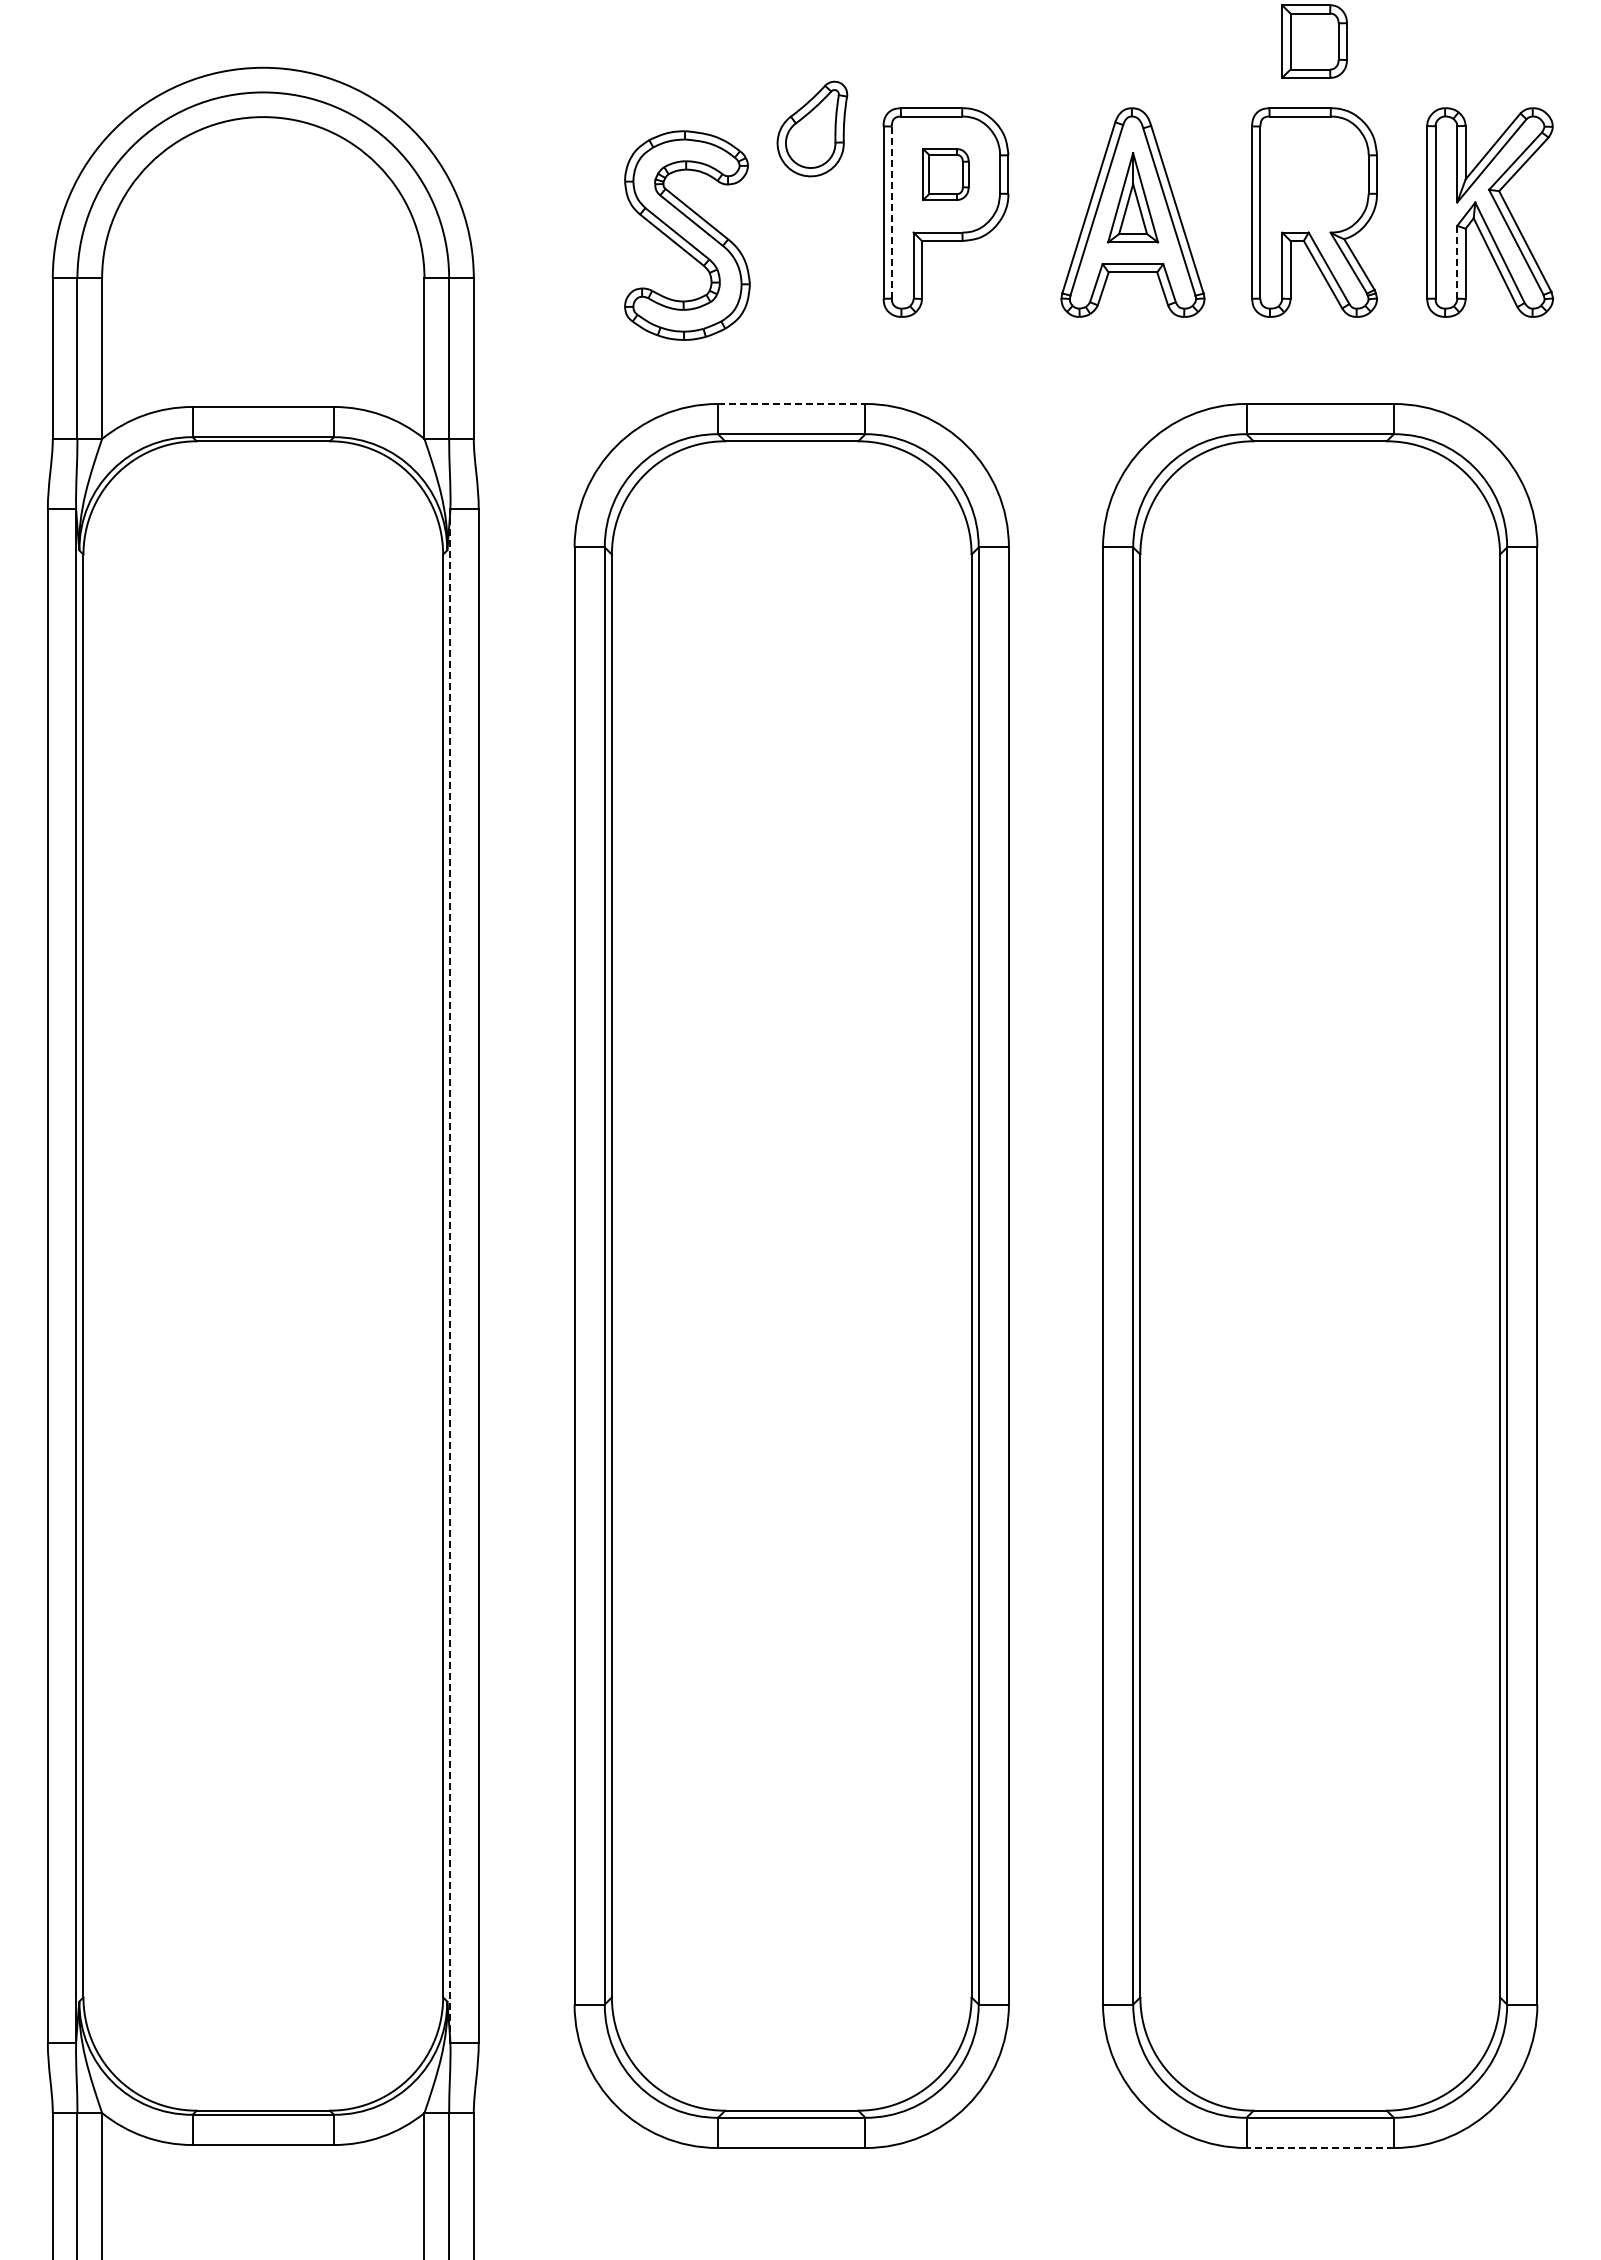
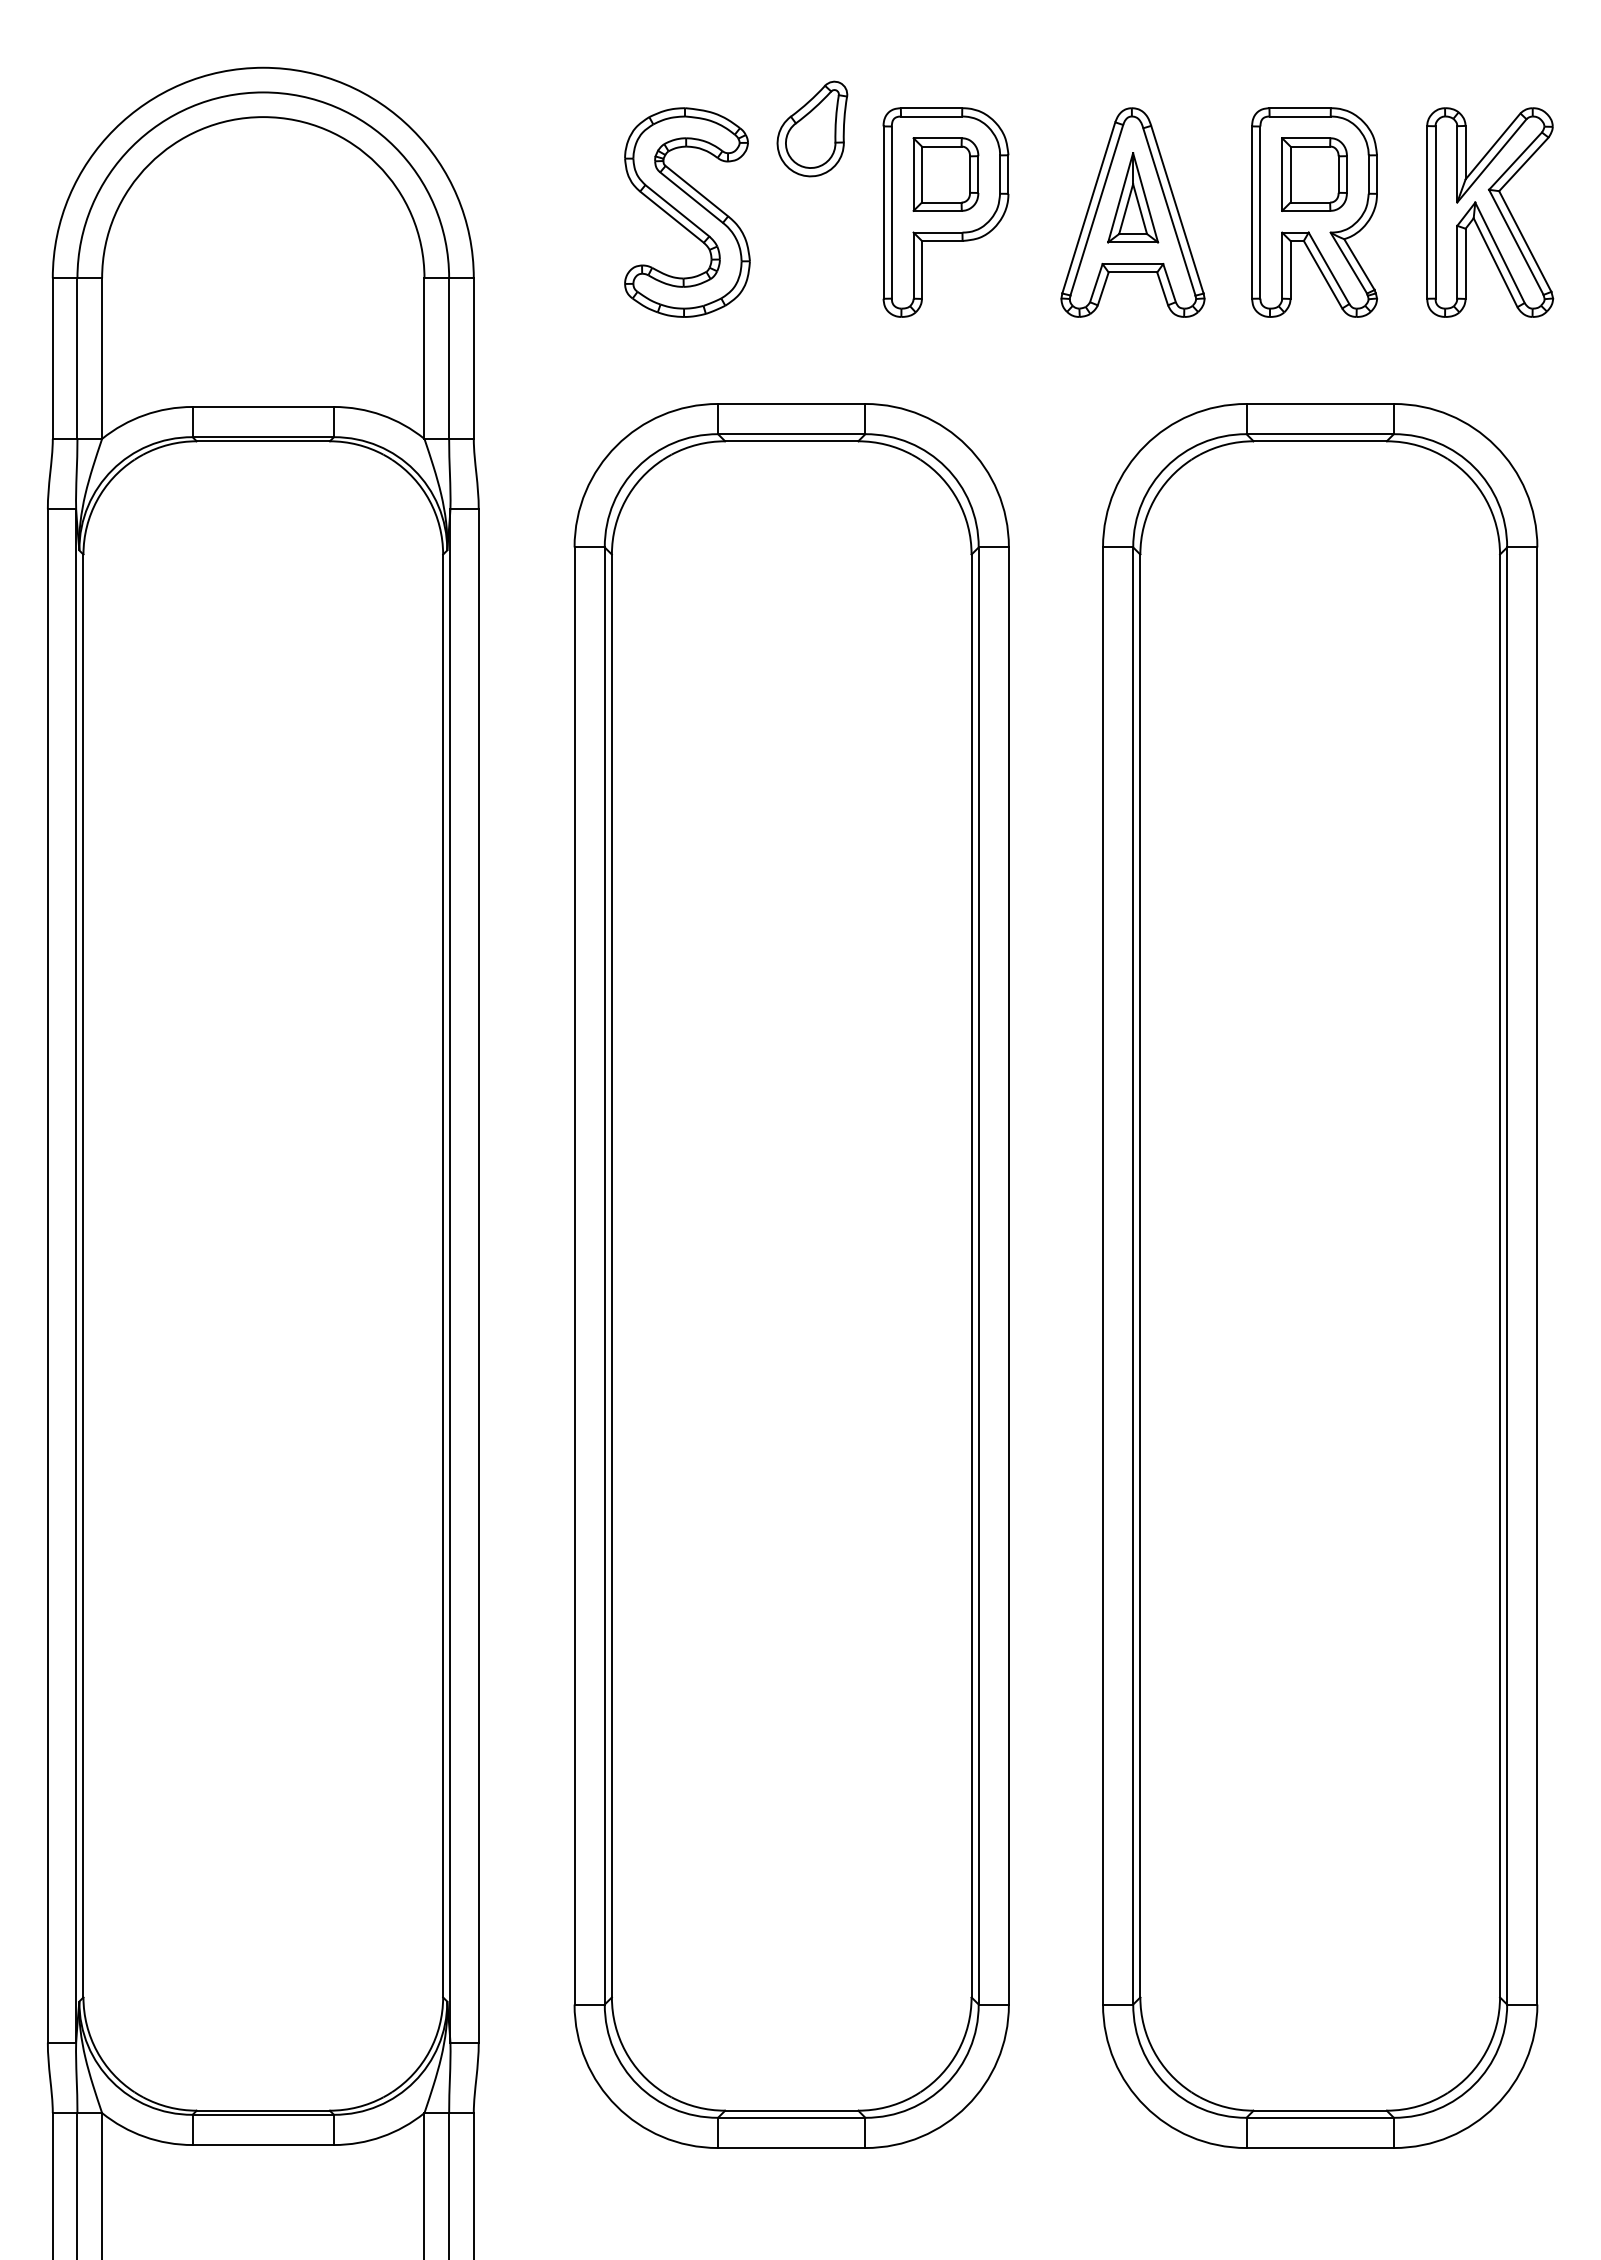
part position: (1314, 41) -> (1314, 174) (1314, 174)
part size: 48x53 px -> 68x75 px (945, 174)
line: dashed -> solid (891, 212)
part position: (687, 235) -> (687, 212) (687, 212)
line: dashed -> solid (1457, 262)
line: dashed -> solid (791, 403)
line: dashed -> solid (450, 1276)
line: dashed -> solid (1320, 2148)
